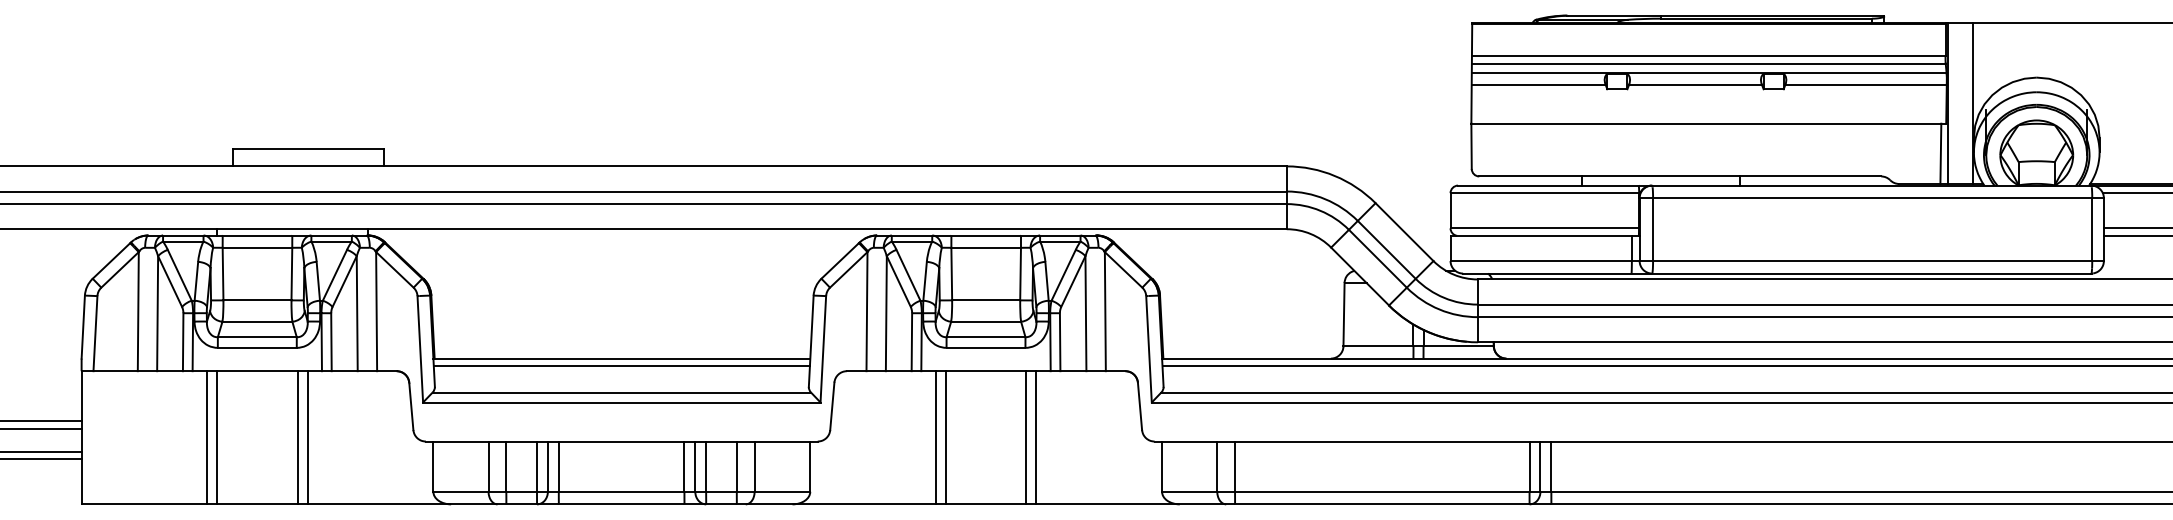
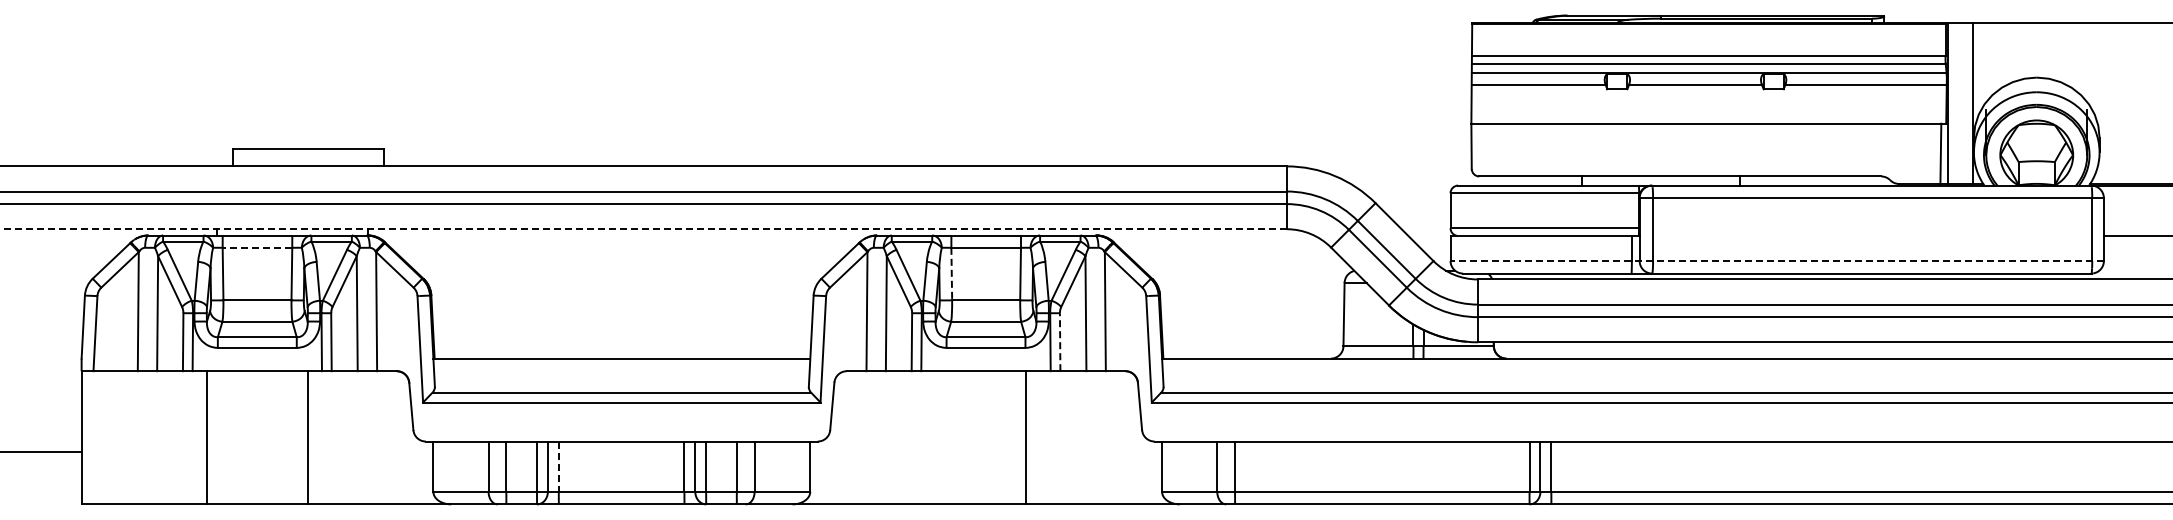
line: present -> none (2135, 193)
line: present -> none (2136, 228)
line: solid -> dashed (643, 229)
line: solid -> dashed (257, 247)
line: solid -> dashed (1777, 261)
line: solid -> dashed (951, 274)
line: solid -> dashed (1060, 342)
line: present -> none (621, 366)
line: present -> none (1665, 366)
line: present -> none (41, 421)
line: present -> none (41, 428)
line: present -> none (217, 437)
line: present -> none (297, 437)
line: present -> none (935, 437)
line: present -> none (945, 437)
line: present -> none (1036, 437)
line: present -> none (41, 459)
line: solid -> dashed (558, 467)
